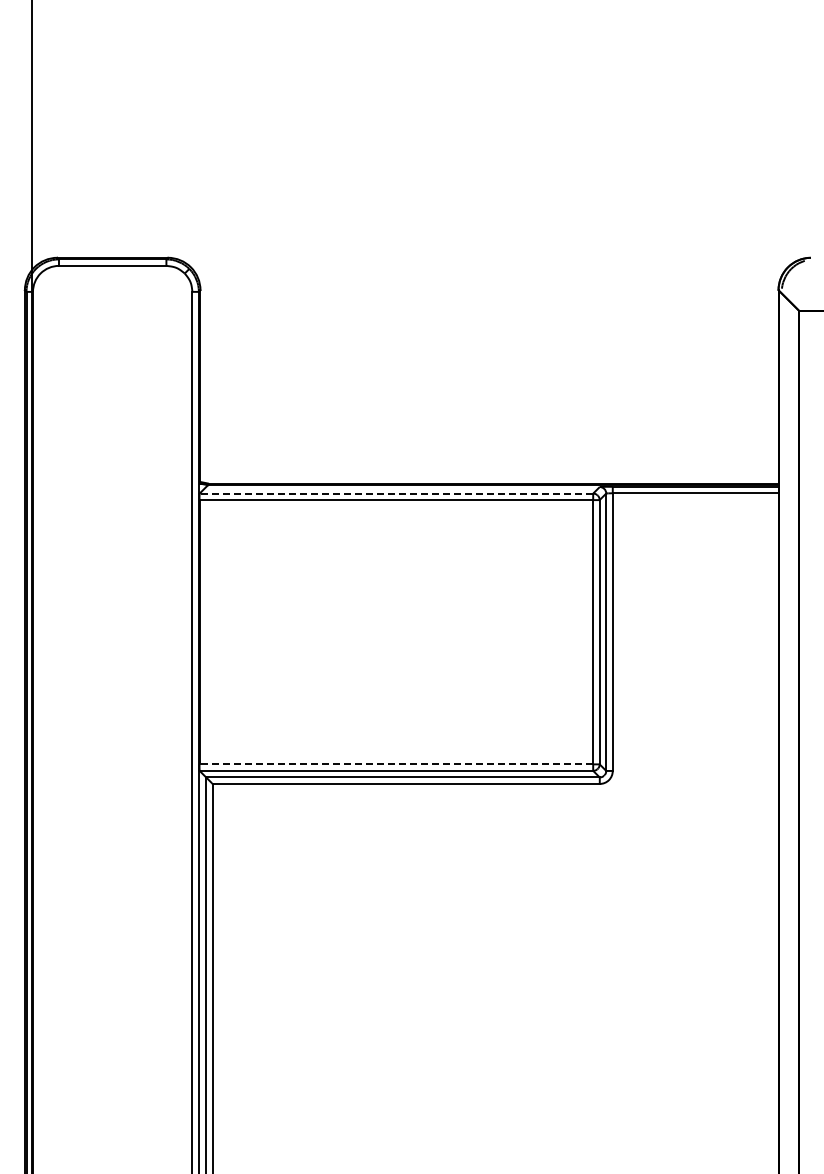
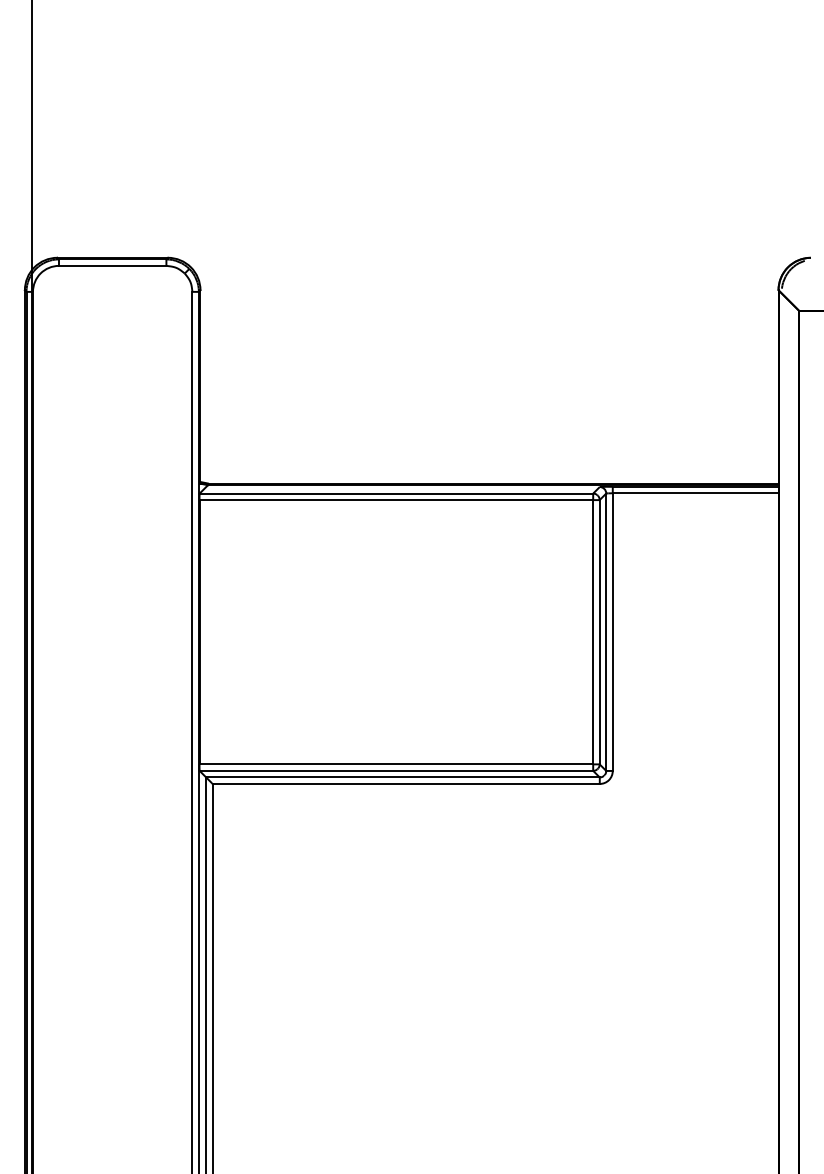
line: dashed -> solid (396, 493)
line: dashed -> solid (396, 764)
